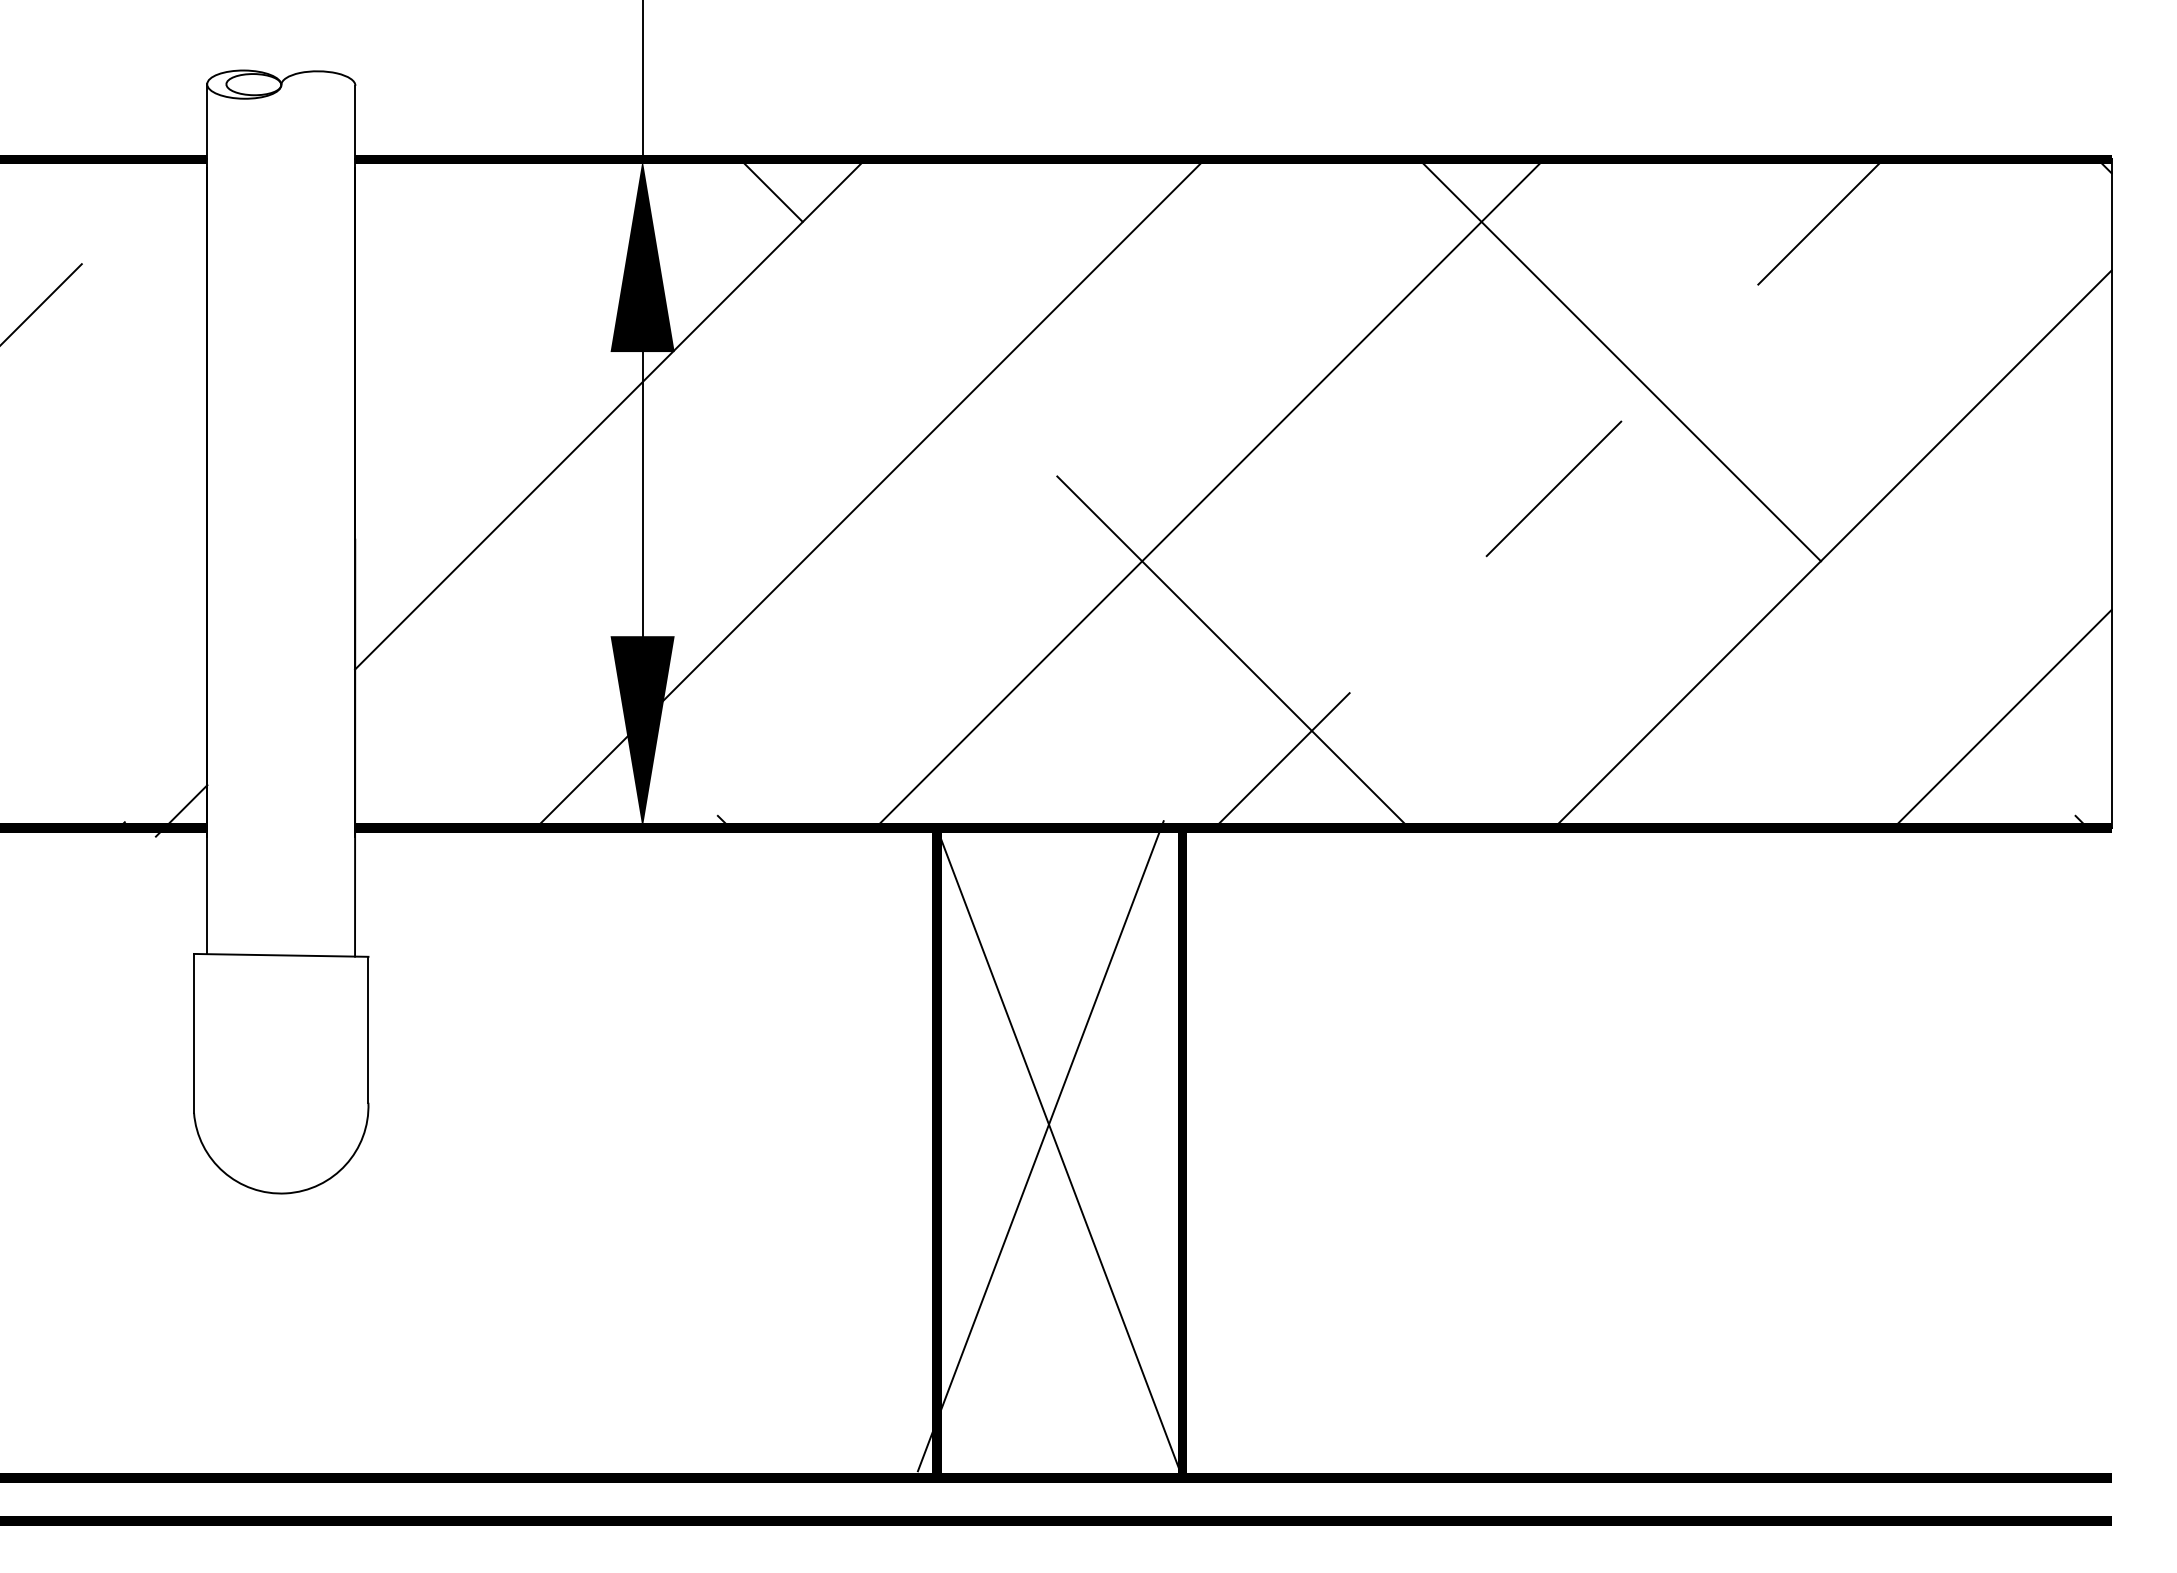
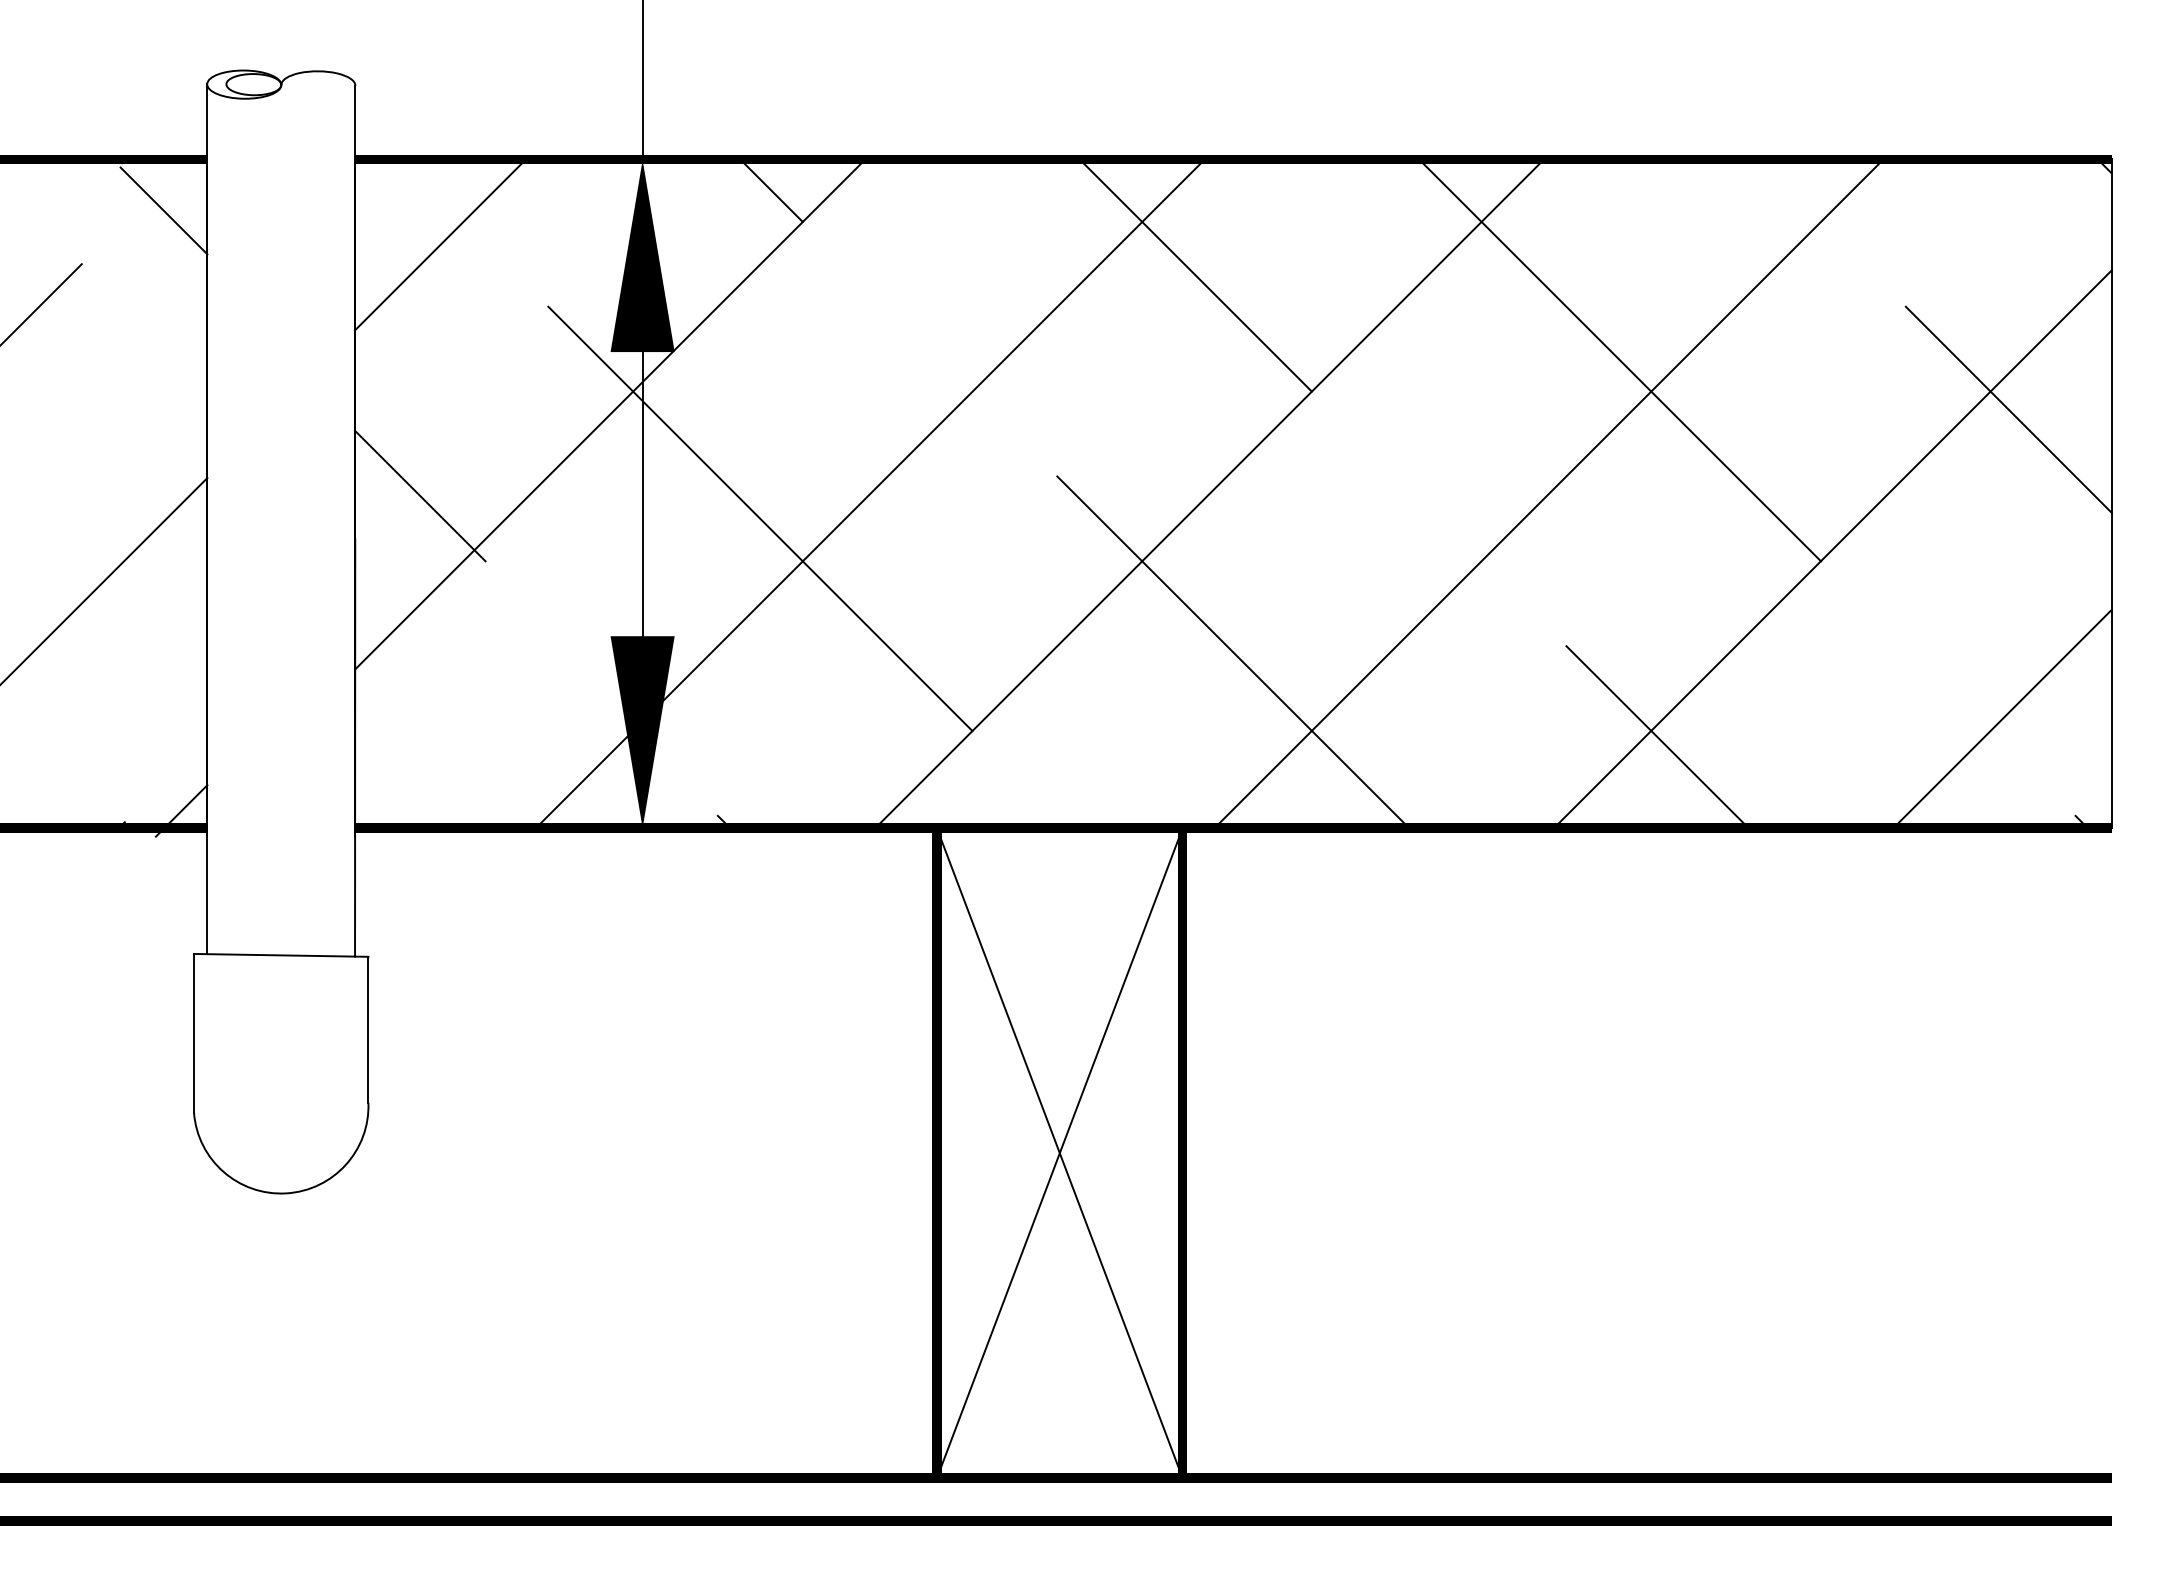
line: none -> present (163, 210)
line: none -> present (440, 244)
line: none -> present (1195, 275)
line: none -> present (2008, 409)
line: dashed -> solid (1549, 493)
line: none -> present (420, 495)
line: none -> present (760, 518)
line: none -> present (104, 580)
line: none -> present (1657, 737)
line position: (1040, 1146) -> (1059, 1153) (1059, 1153)
